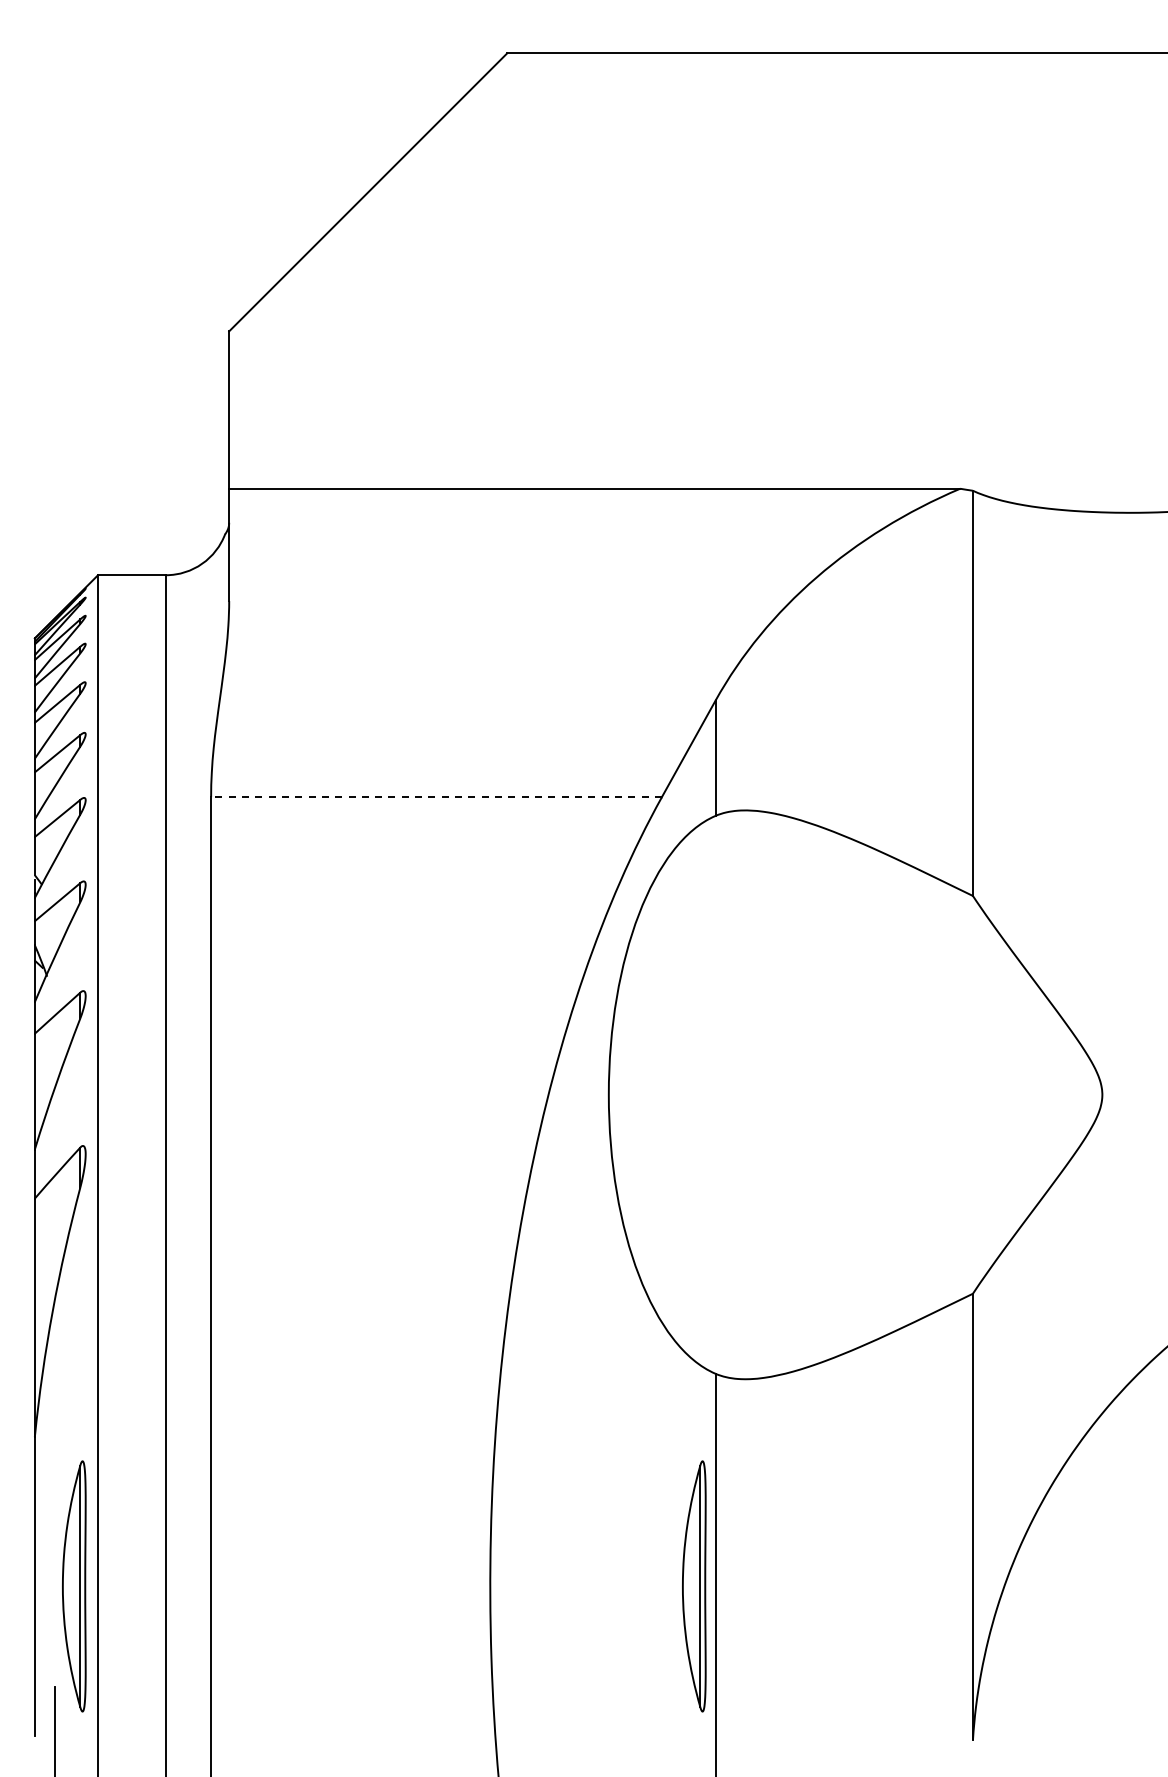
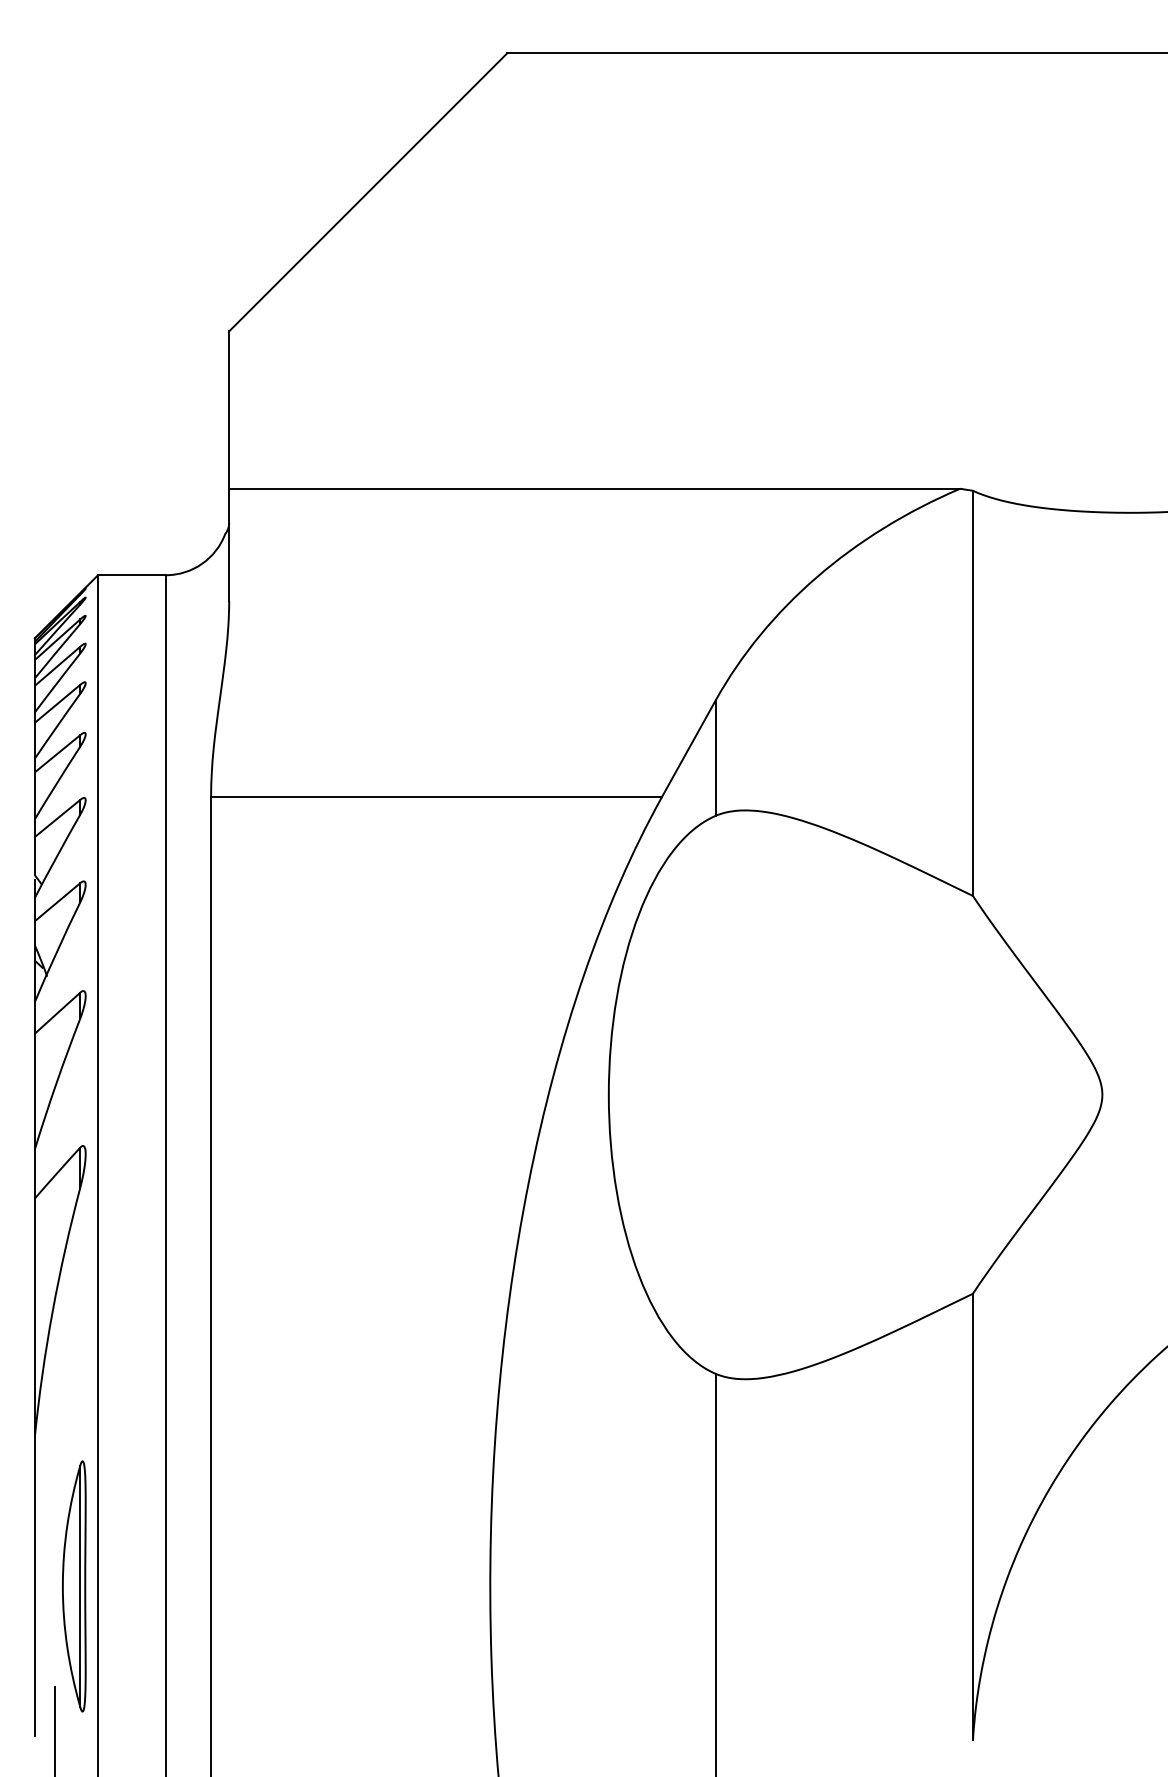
line: dashed -> solid (436, 797)
part: present -> none (694, 1586)
